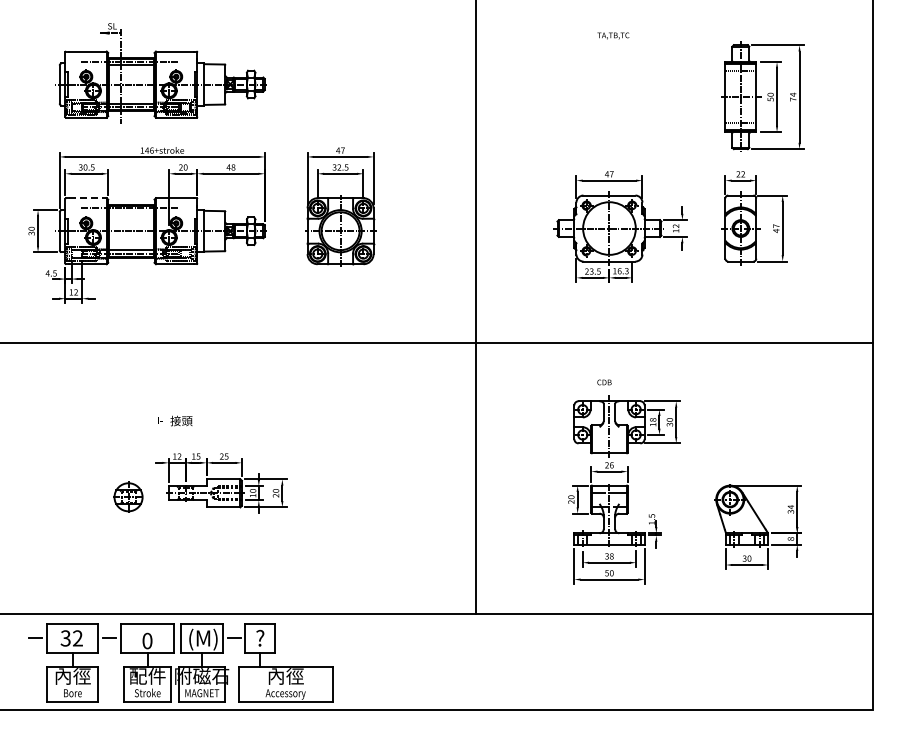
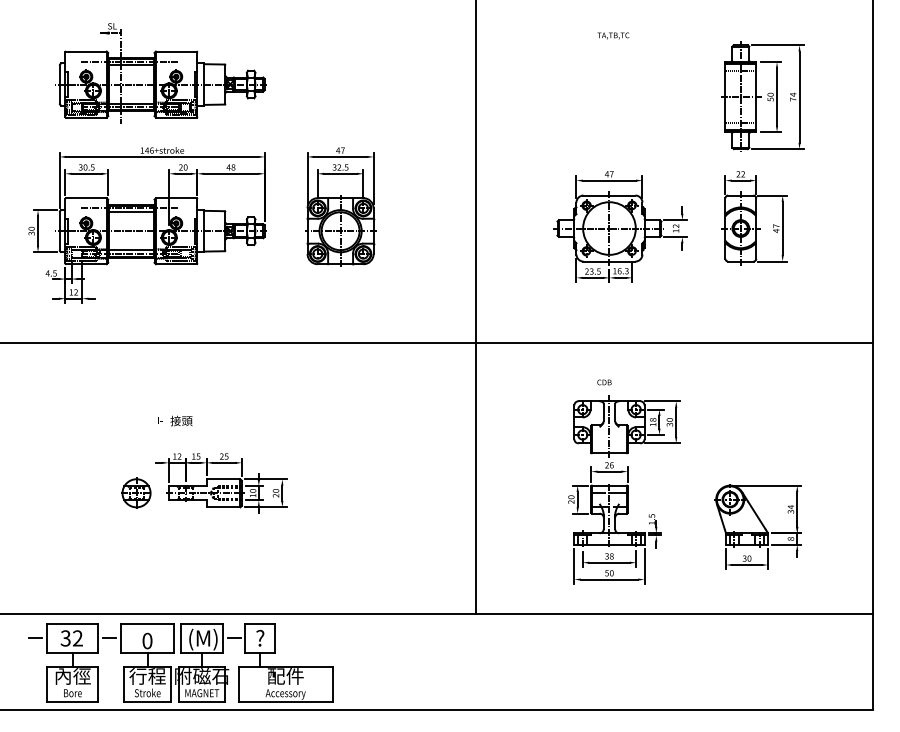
line: dashed -> solid (87, 198)
line: none -> present (131, 212)
part position: (128, 496) -> (136, 492) (136, 492)
text: 配件 -> 行程 (147, 676)
text: 內徑 -> 配件 (285, 676)
